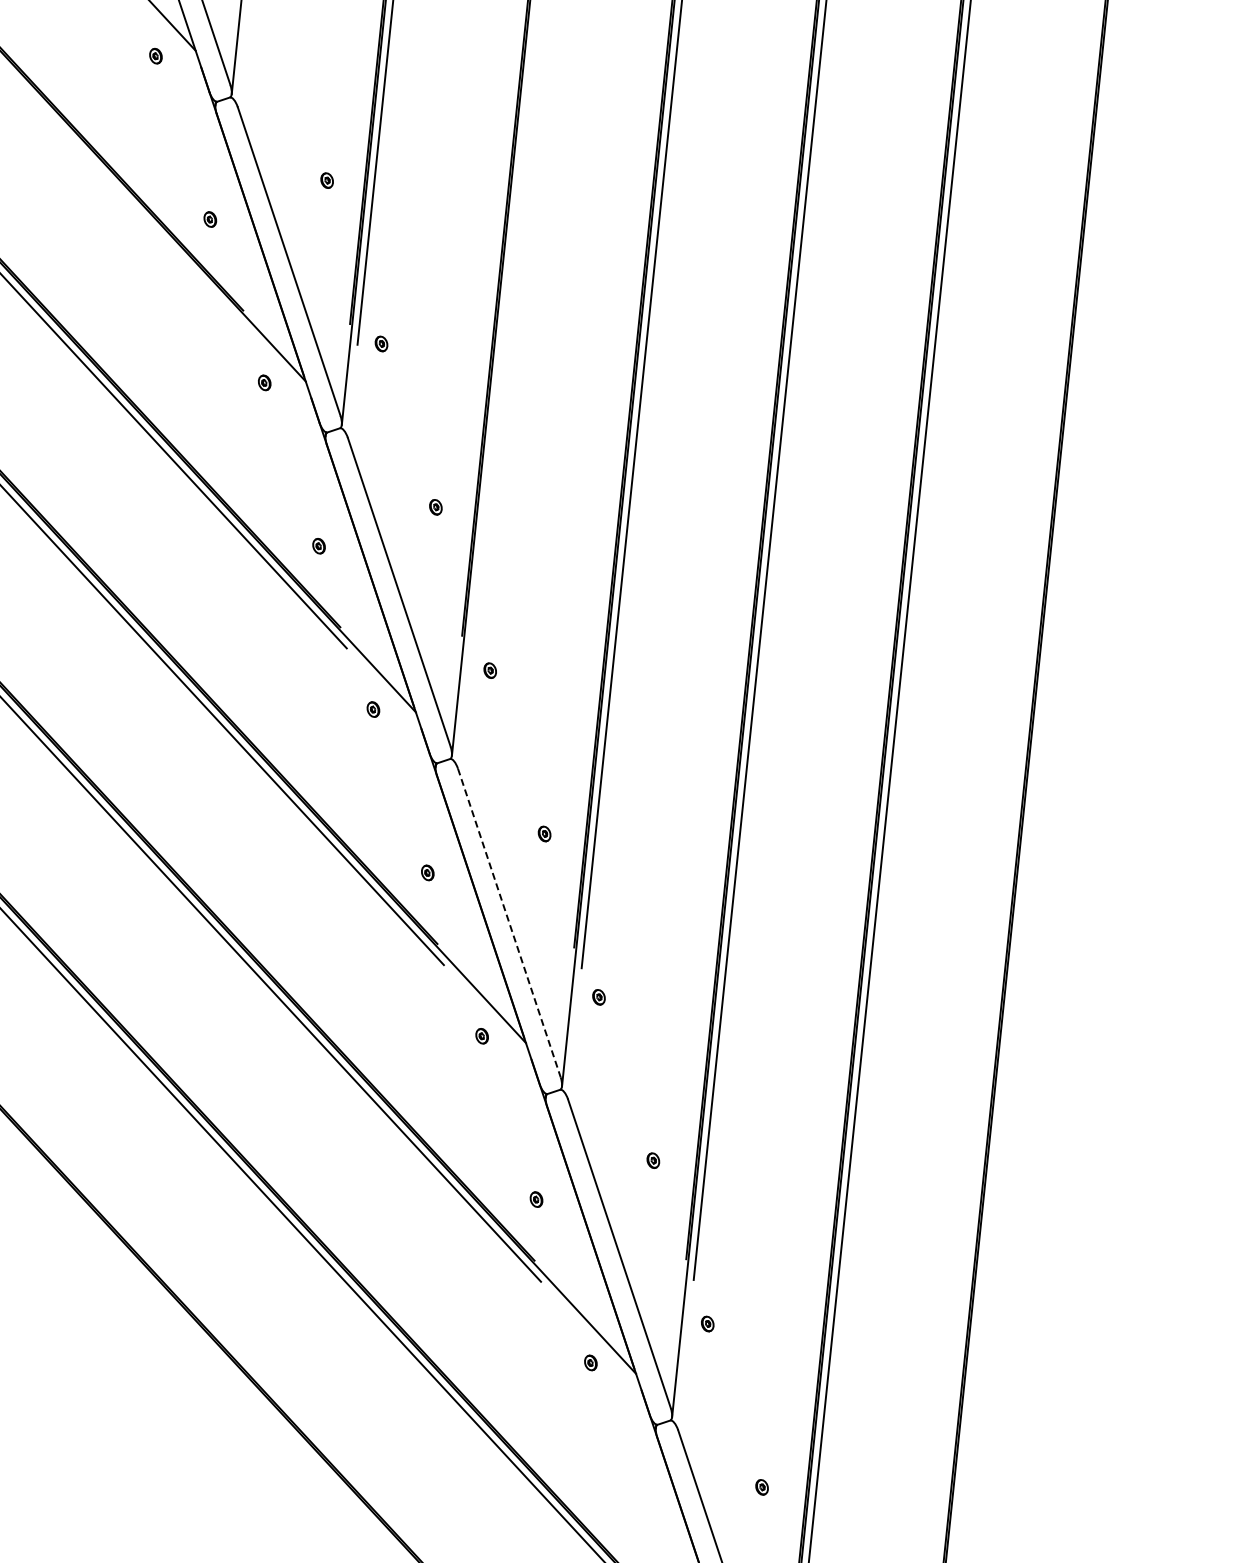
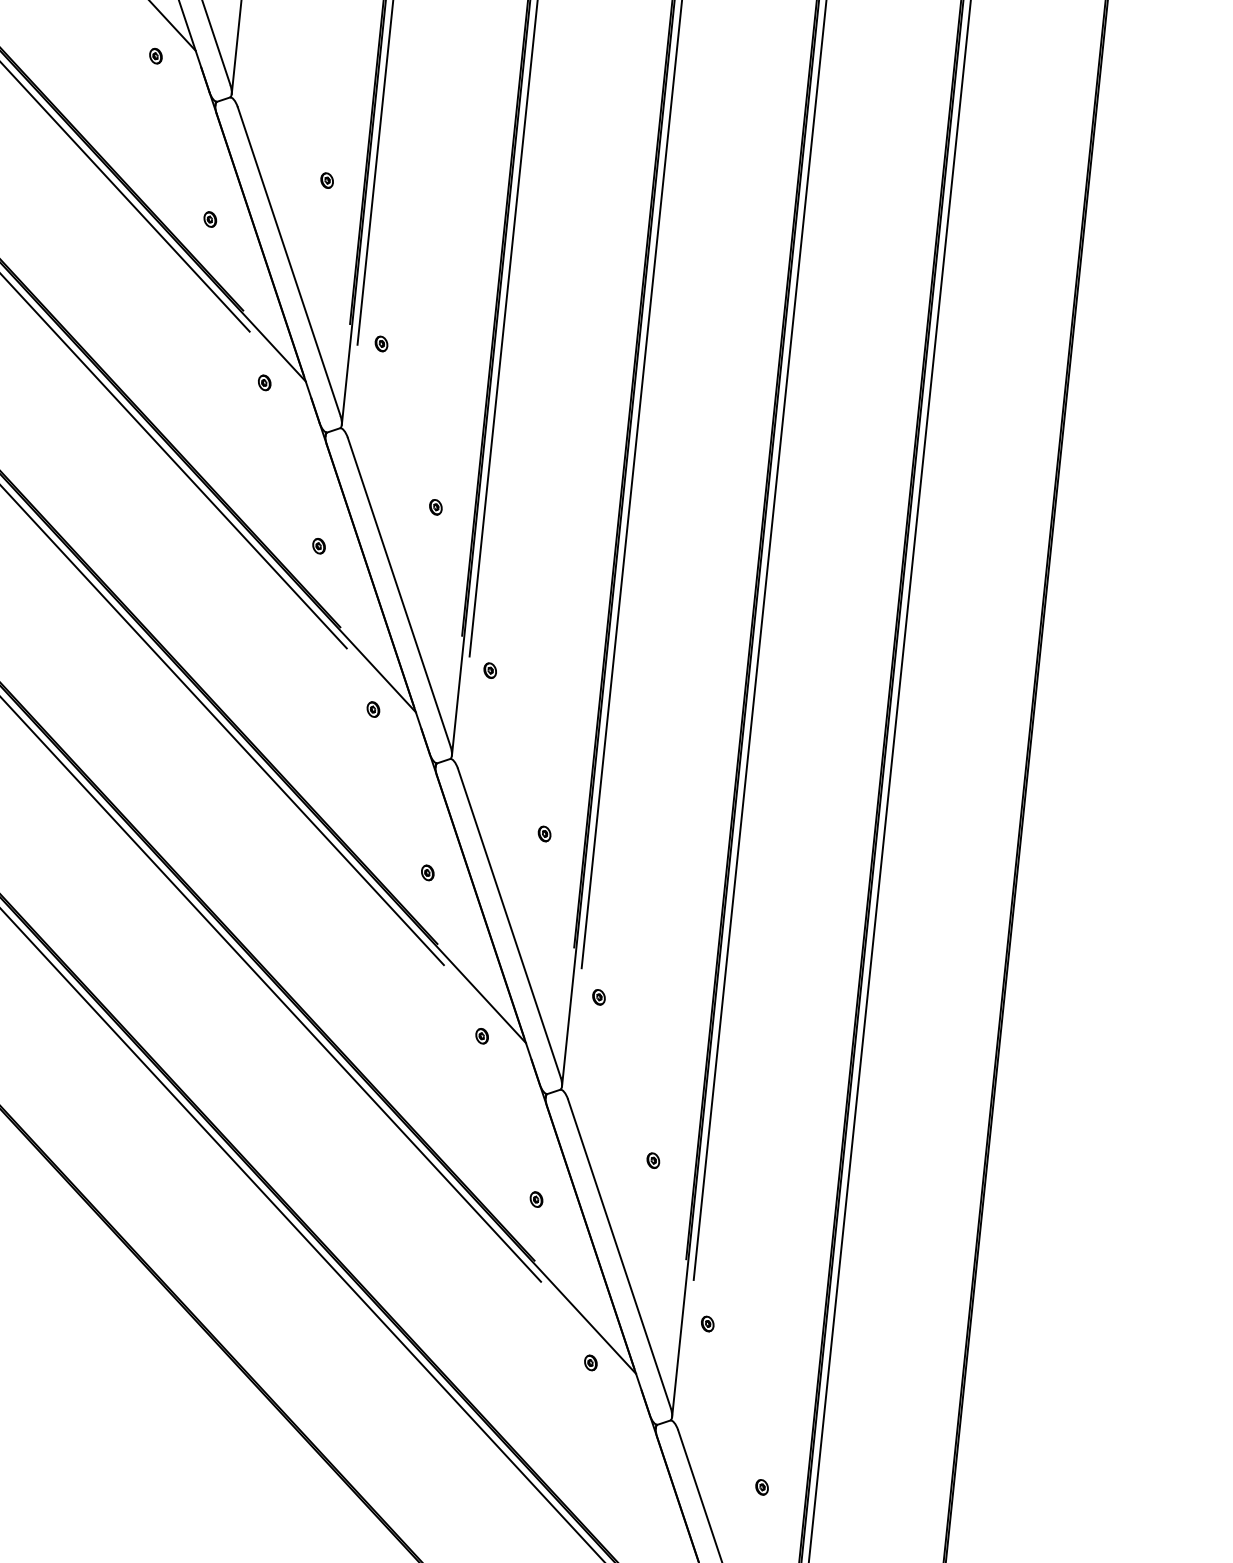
line: none -> present (125, 197)
line: none -> present (503, 329)
line: dashed -> solid (509, 923)
